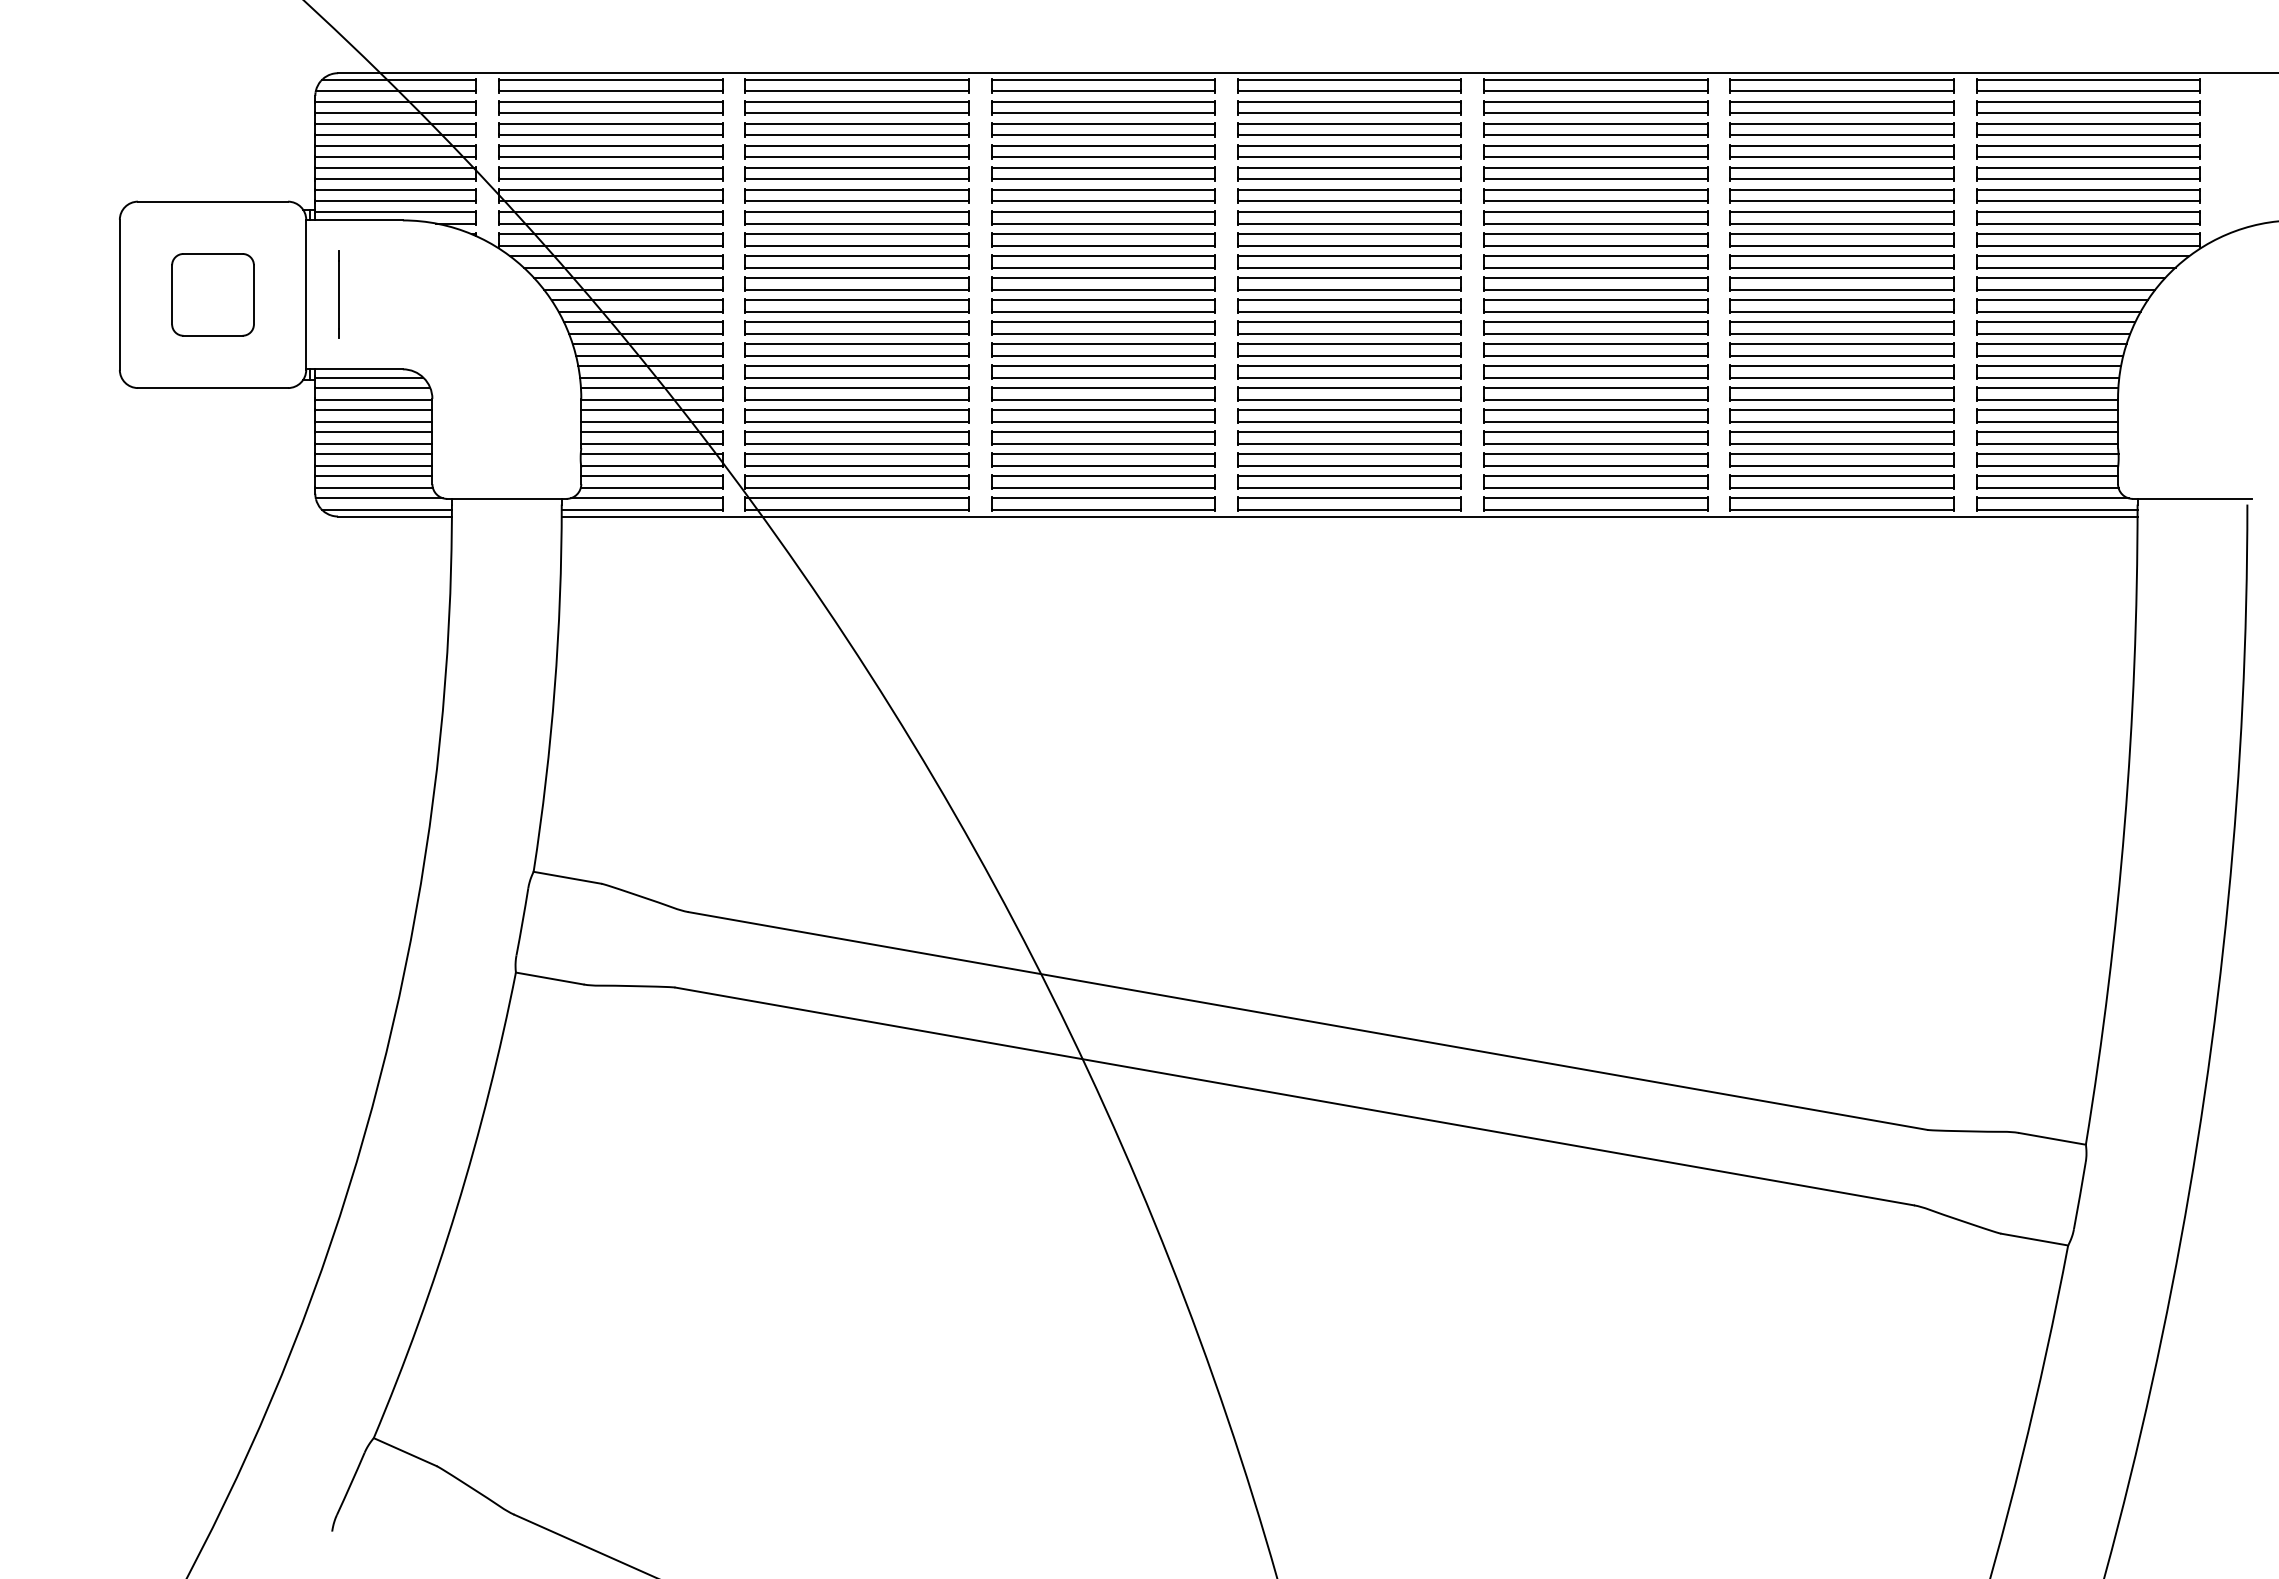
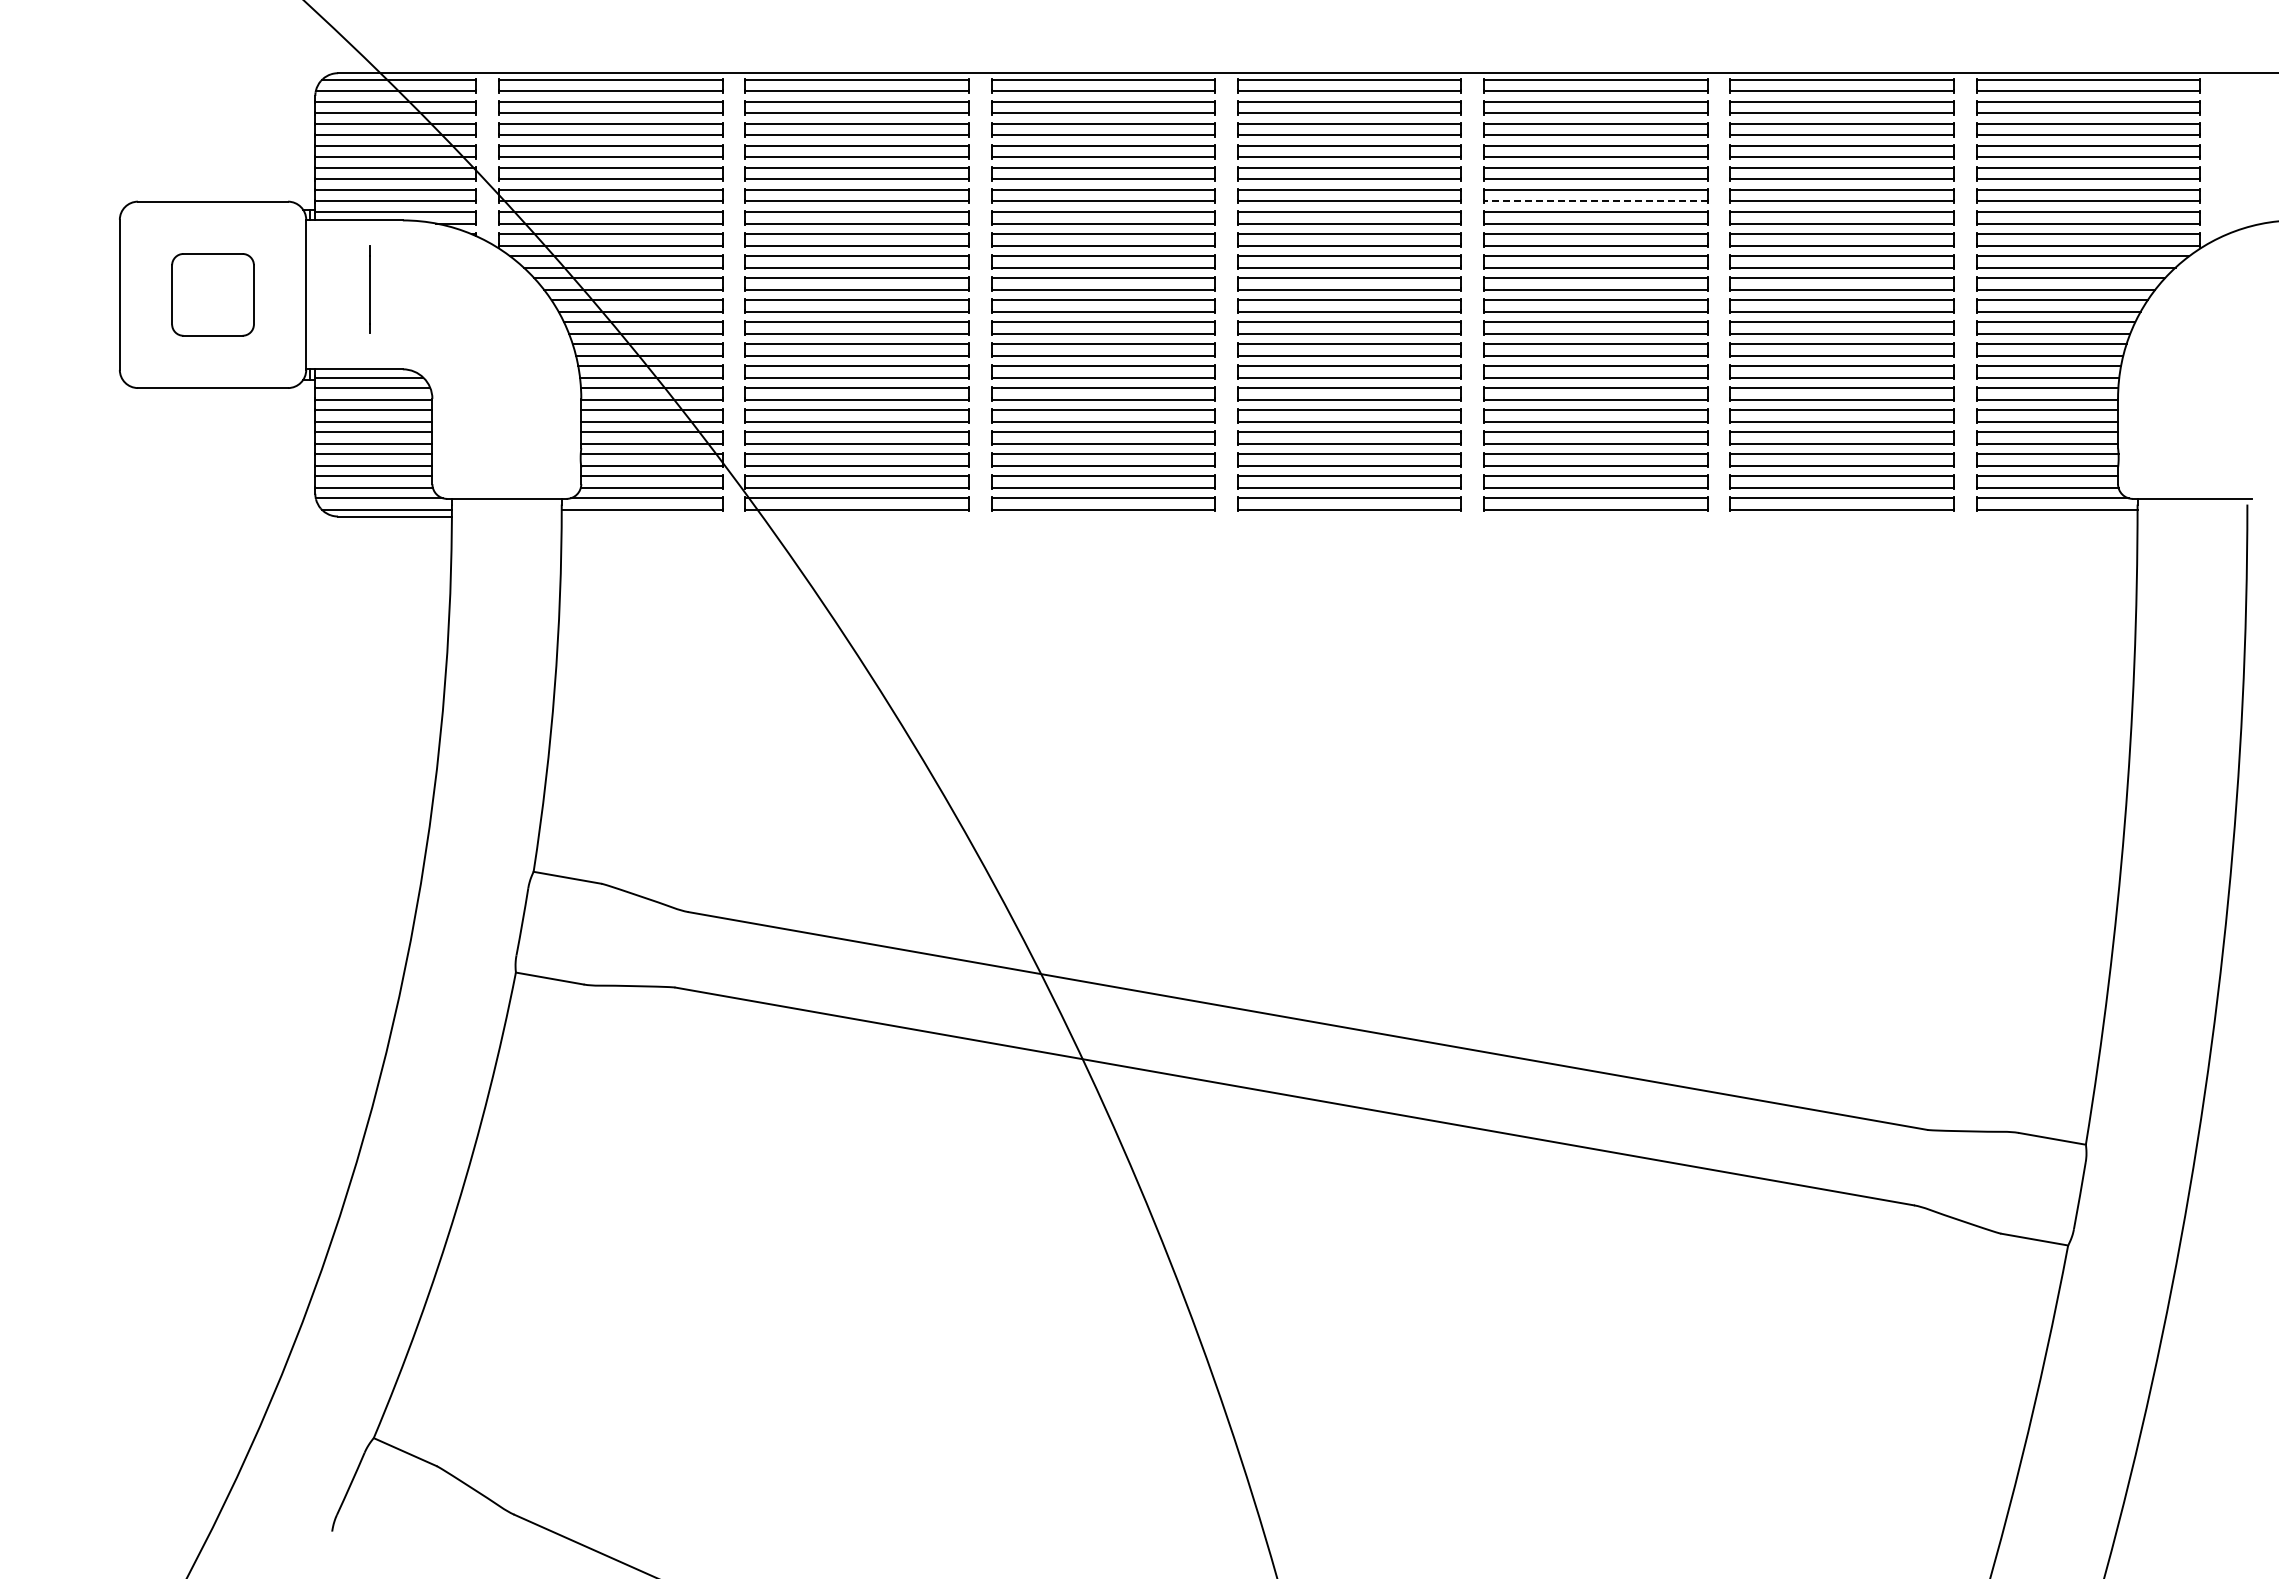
line: solid -> dashed (1595, 201)
line position: (338, 294) -> (369, 289) (369, 289)
line: present -> none (1349, 516)
